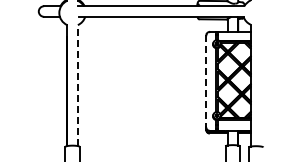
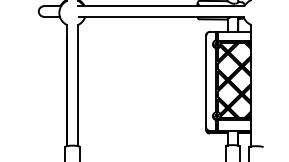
line: dashed -> solid (206, 81)
line: dashed -> solid (77, 85)
